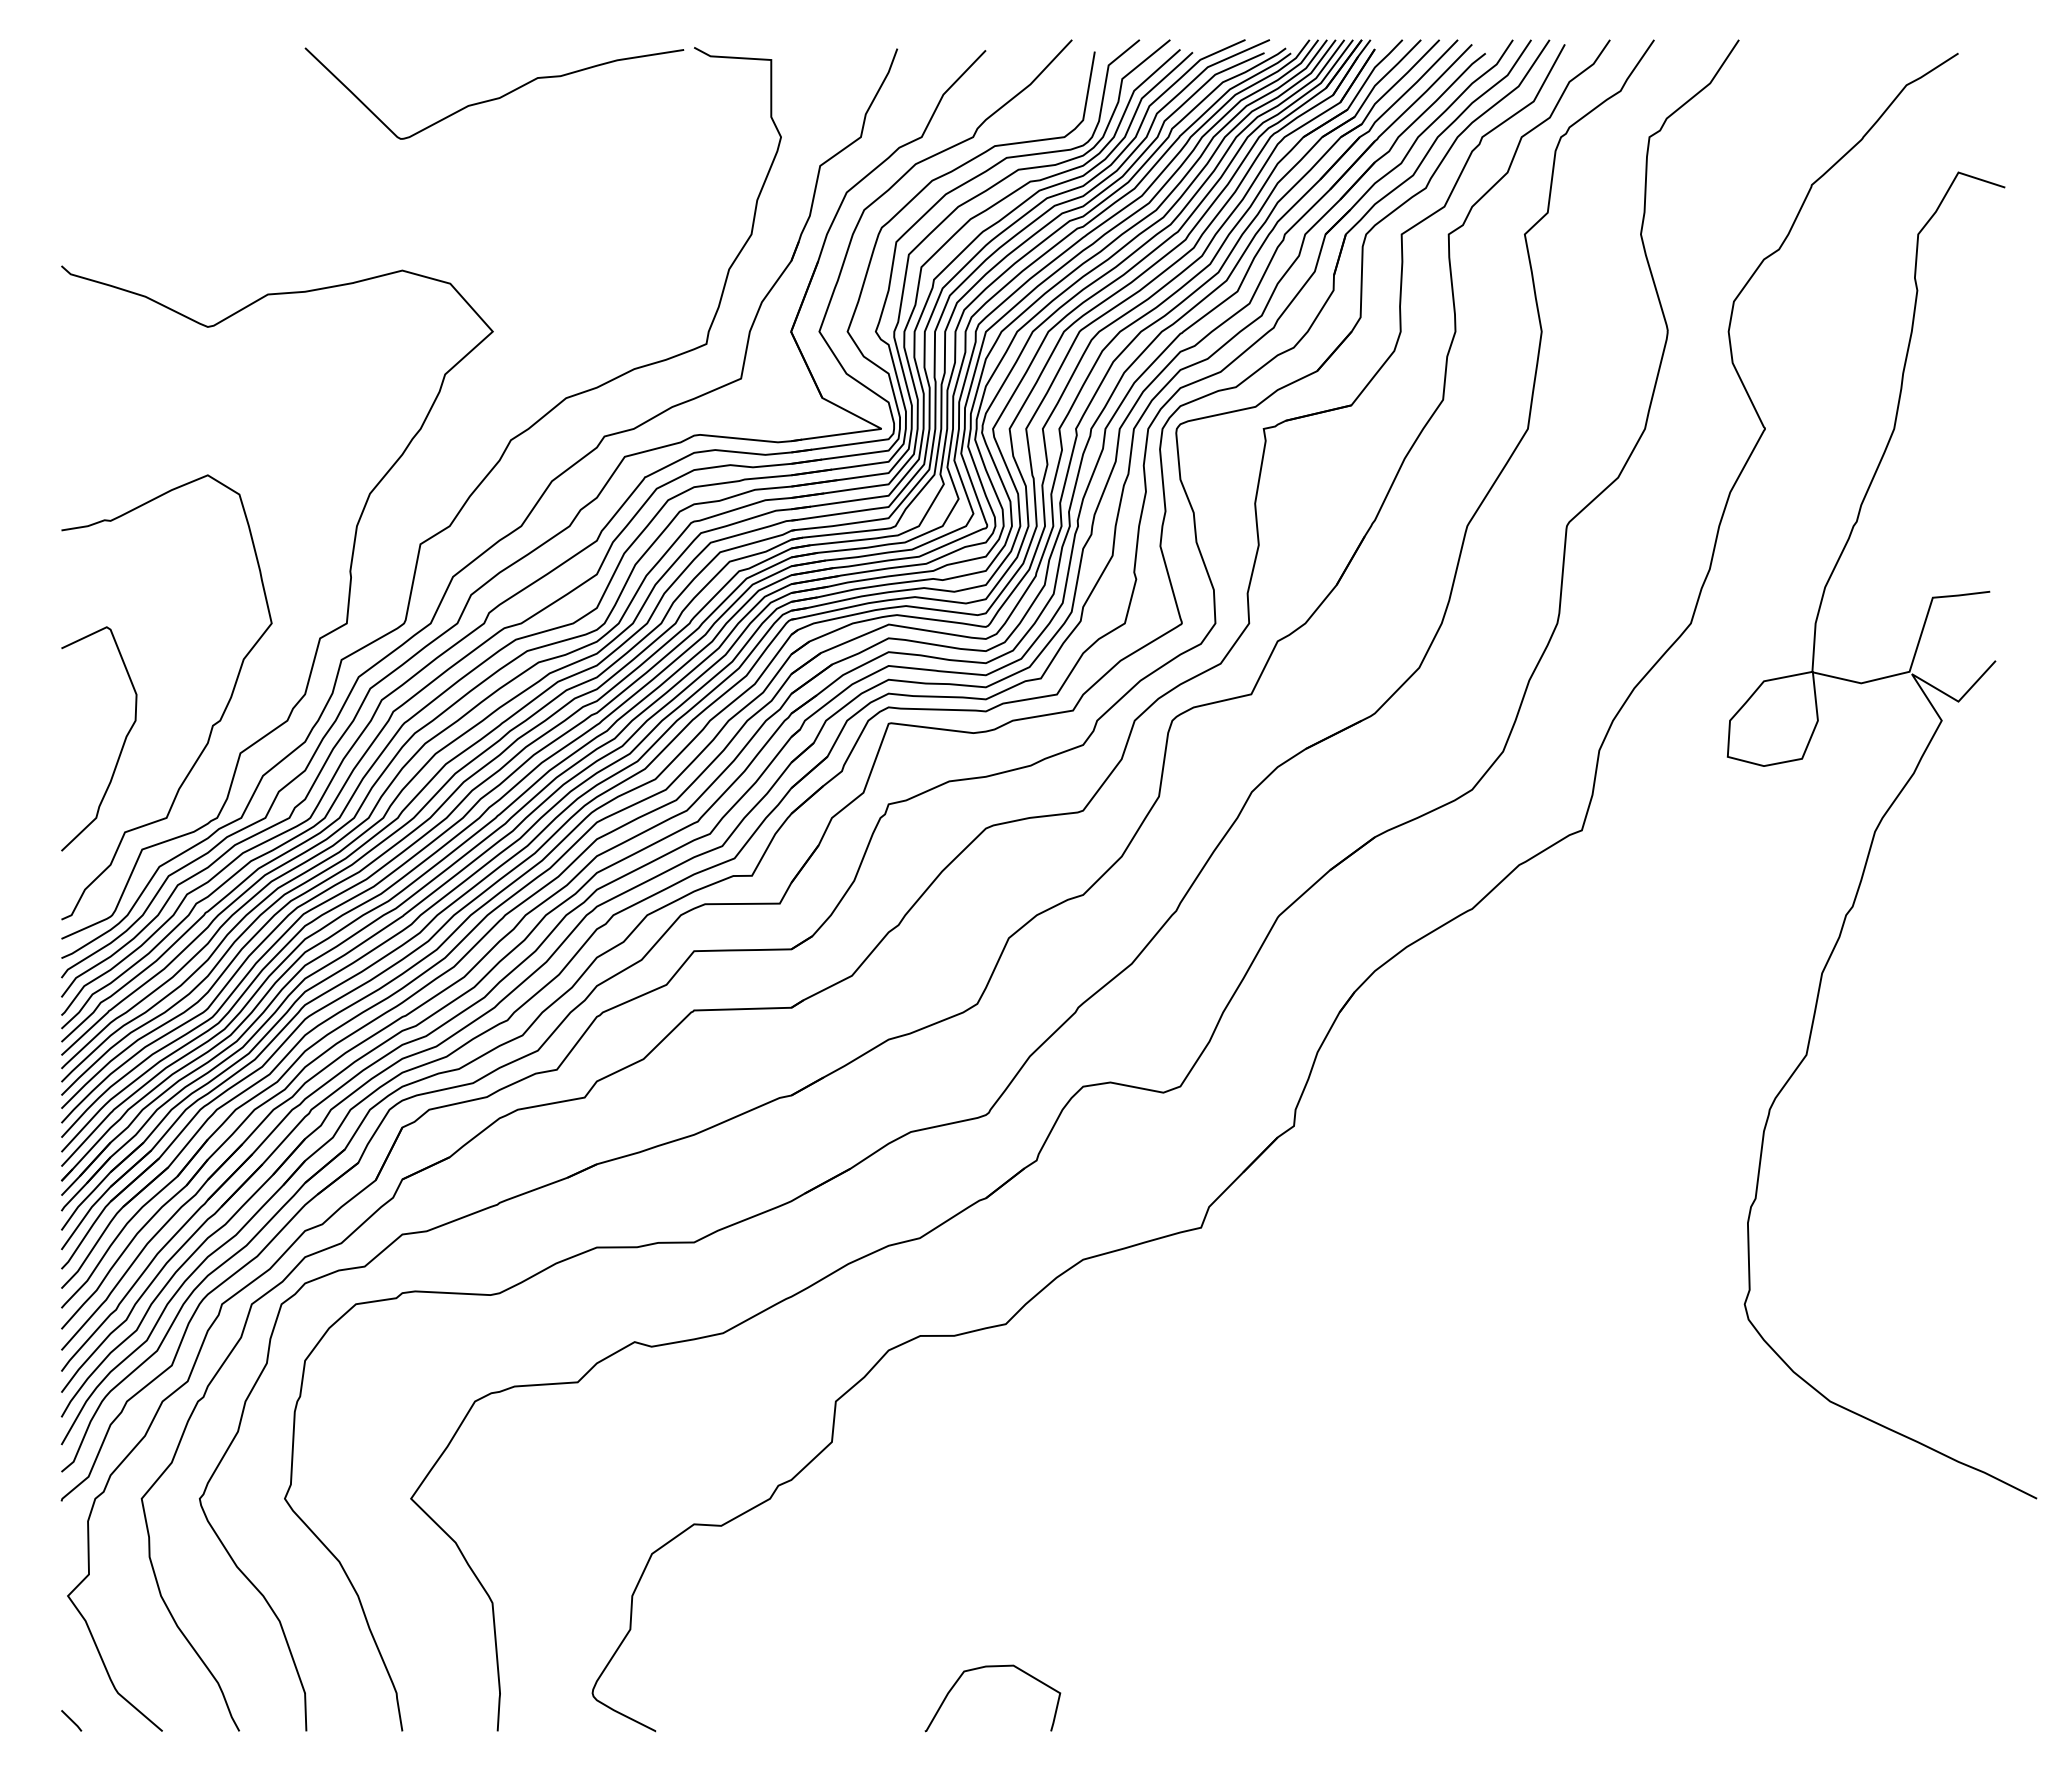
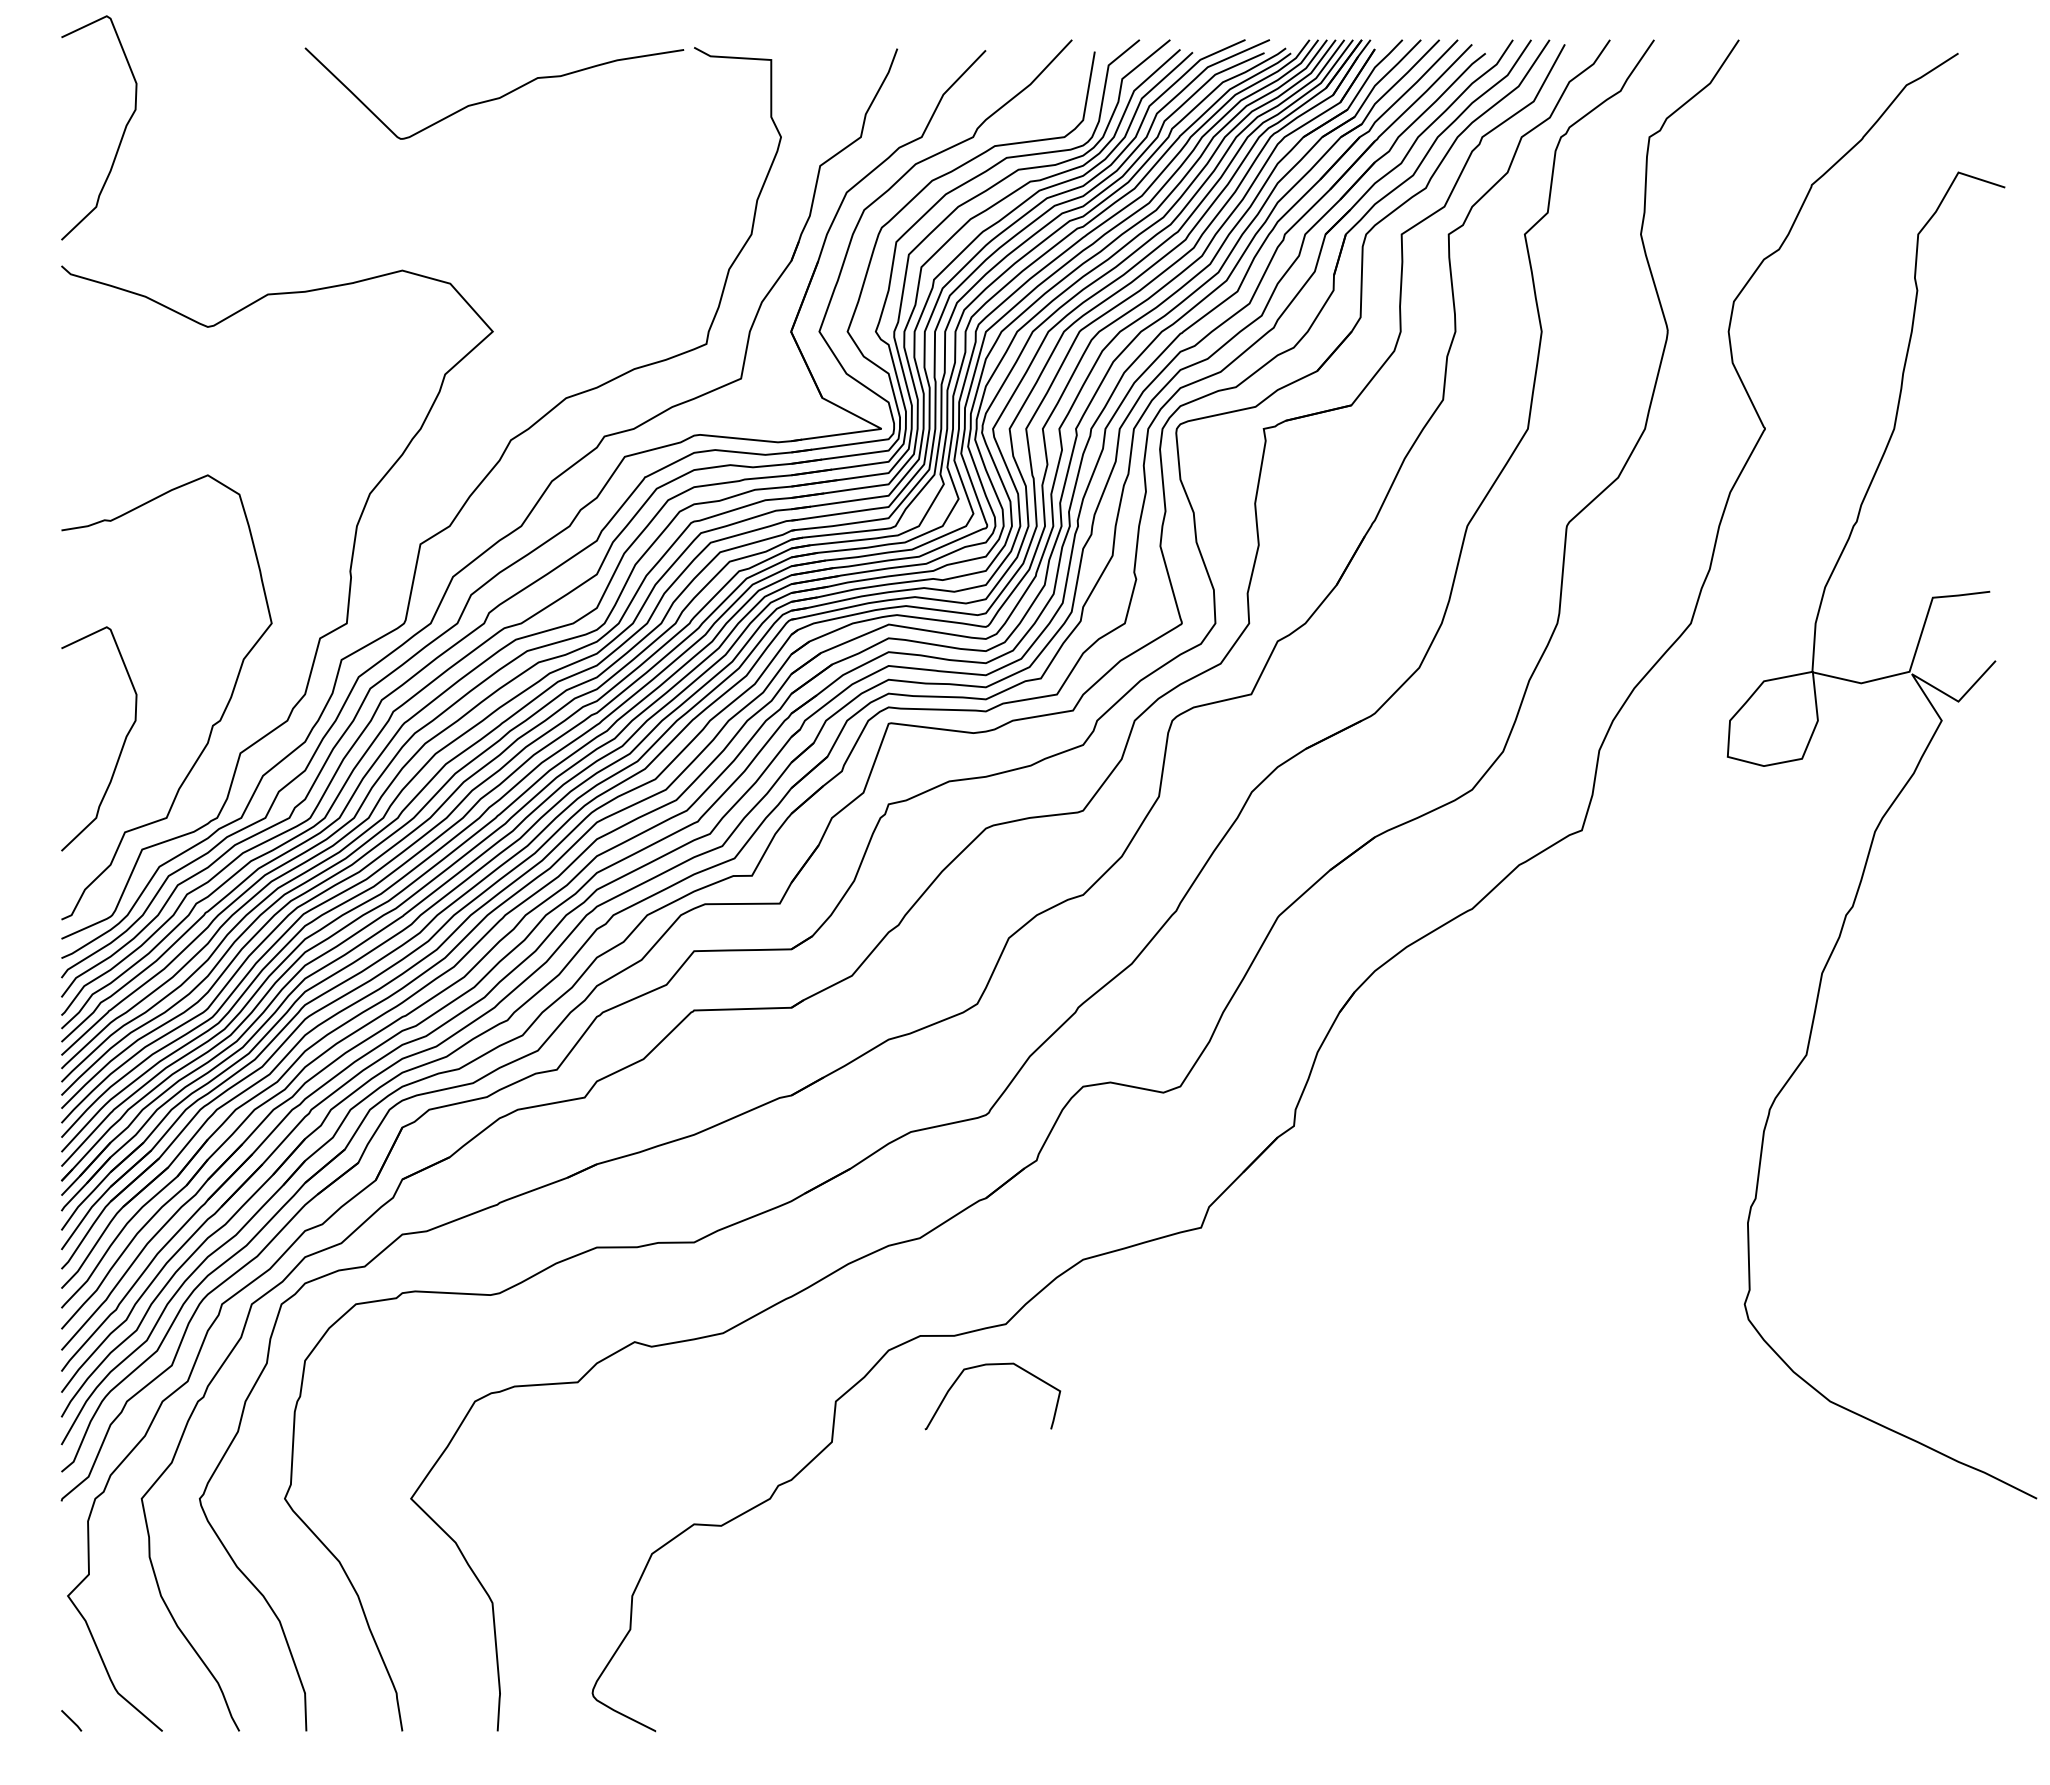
curve: none -> present (122, 133)
curve position: (992, 1667) -> (992, 1365) (992, 1365)
